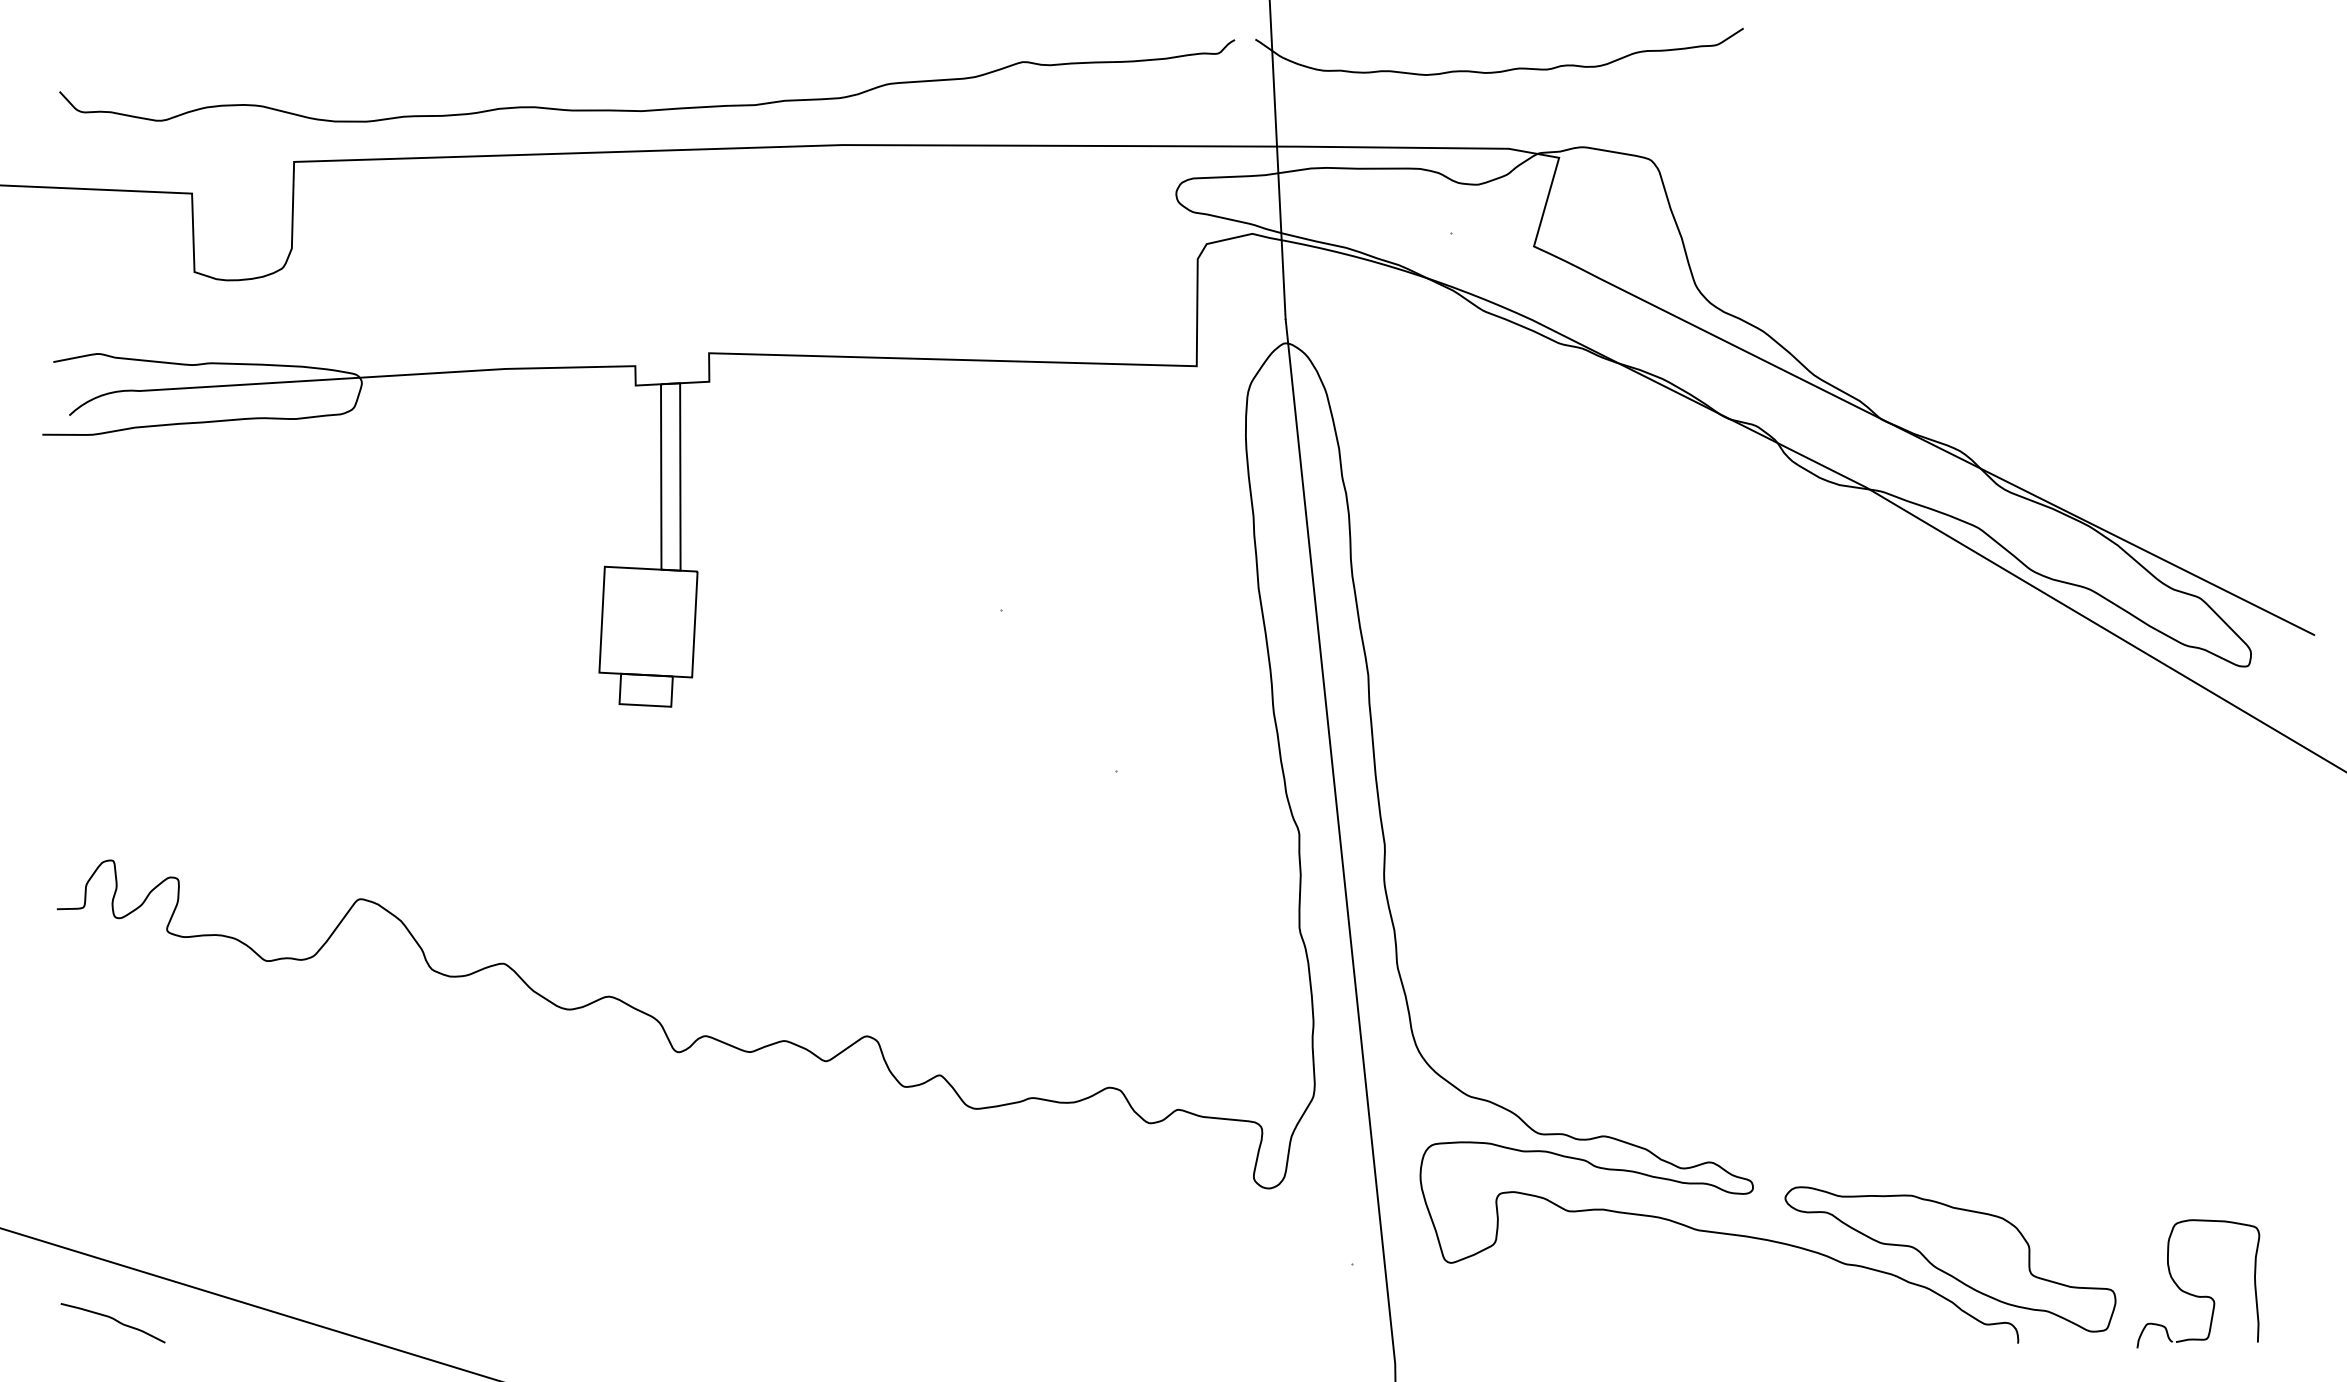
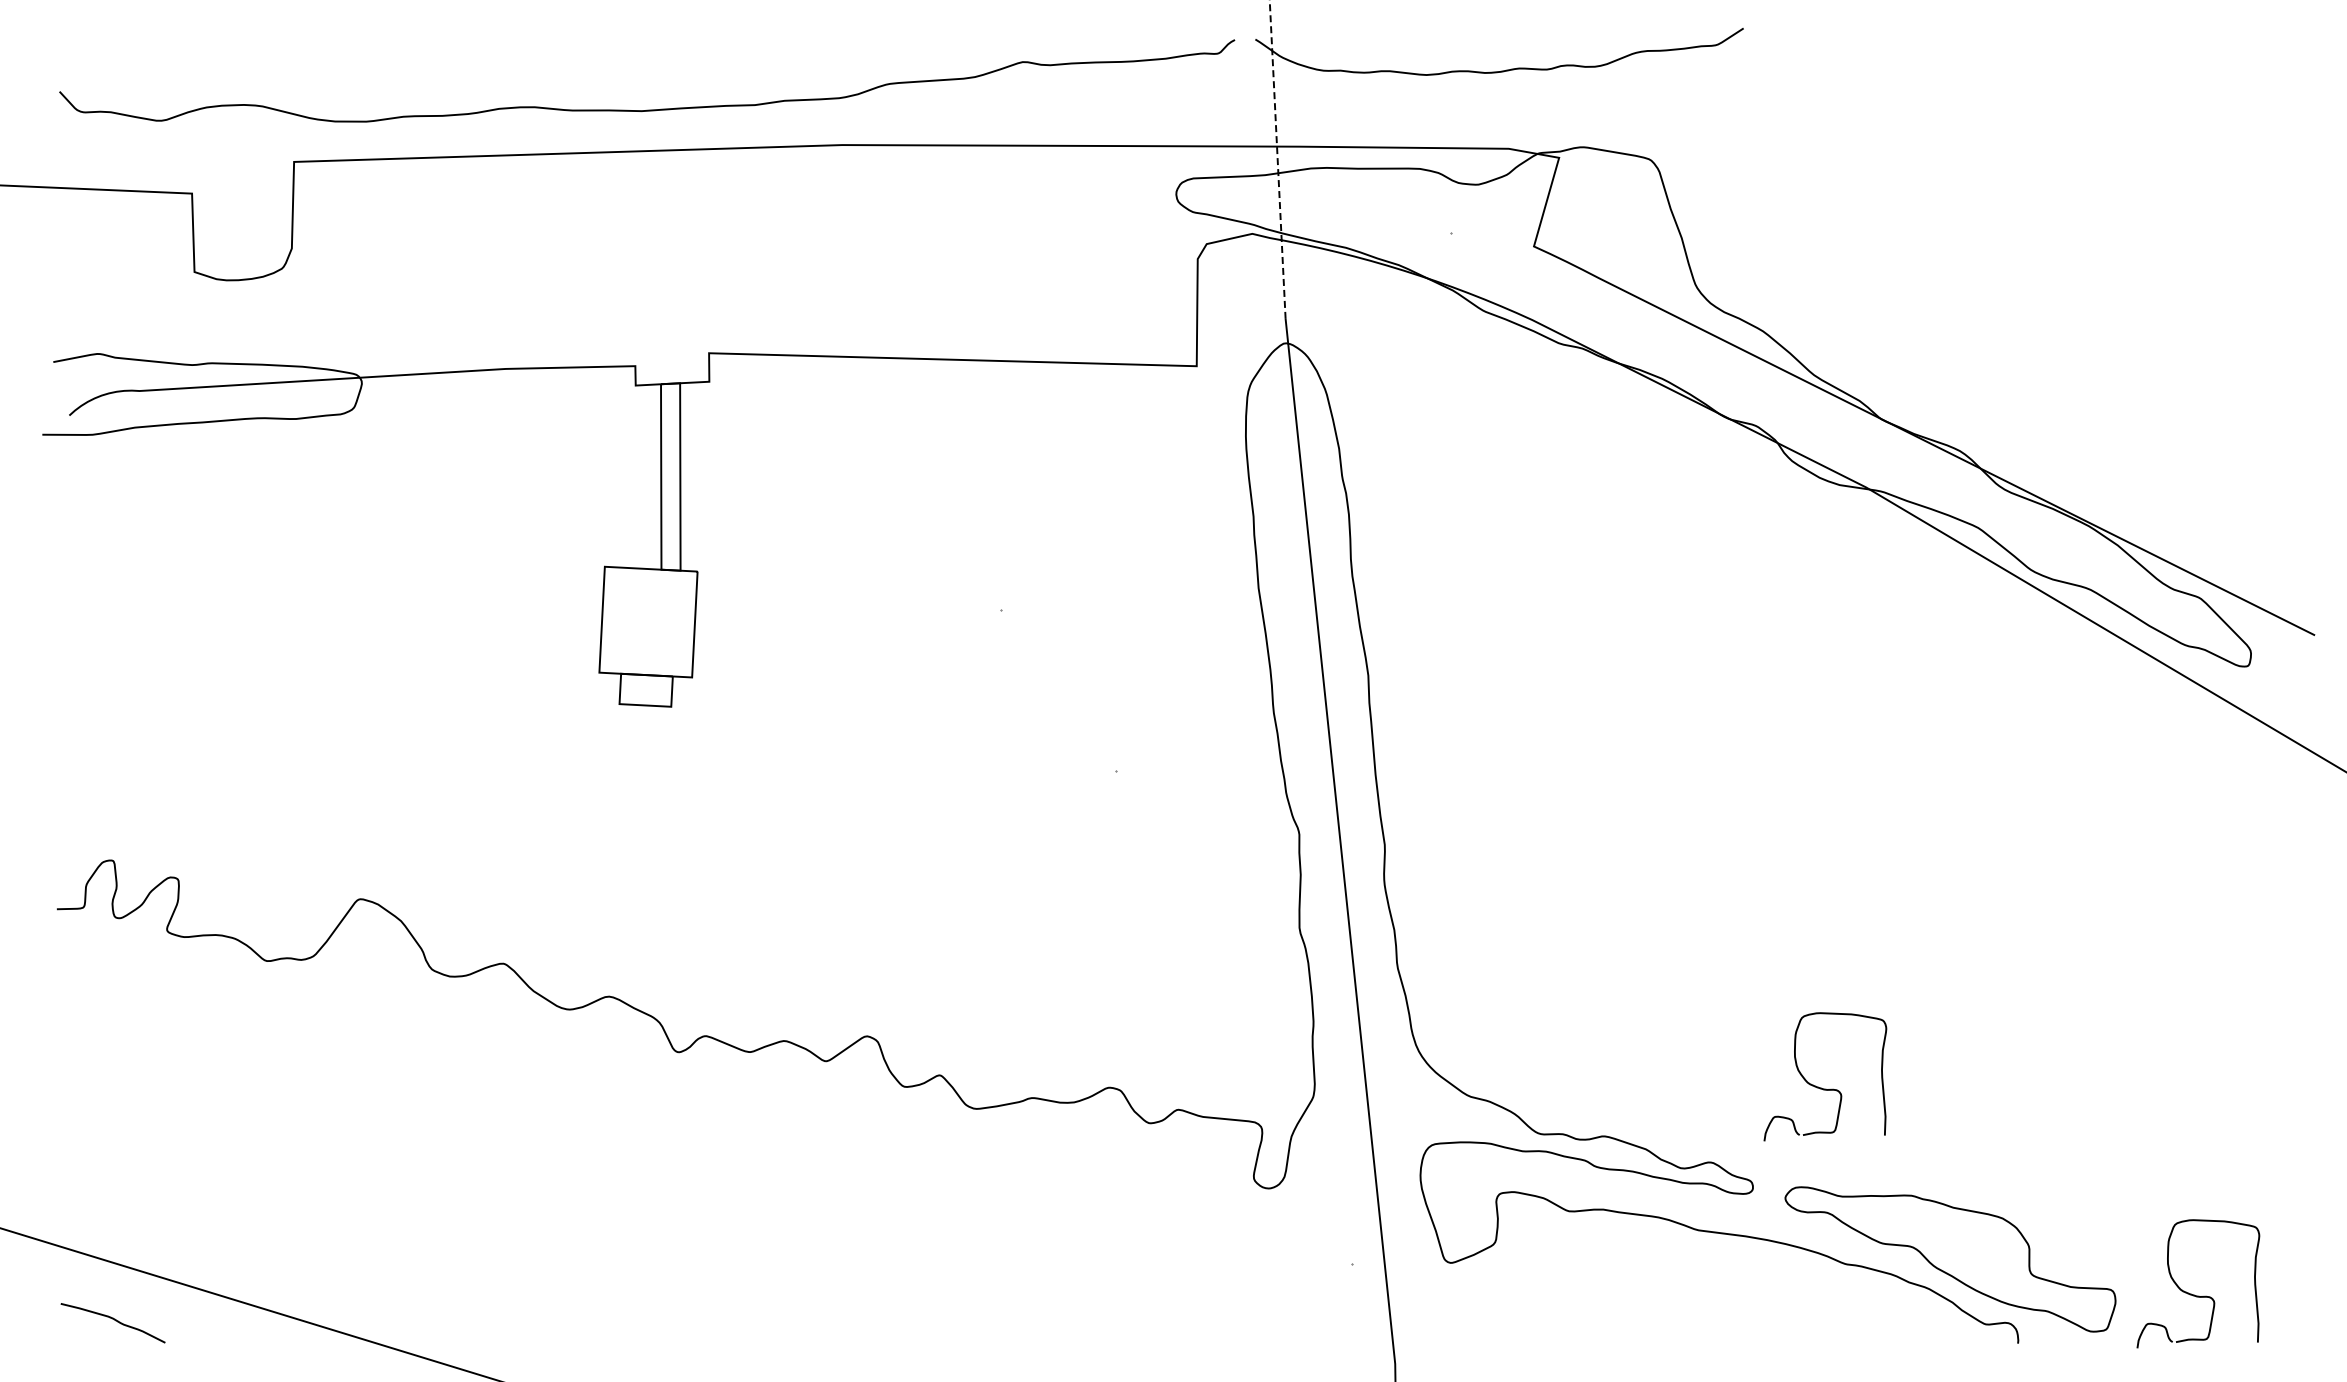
line: solid -> dashed (1277, 159)
part: none -> present (1821, 1087)
